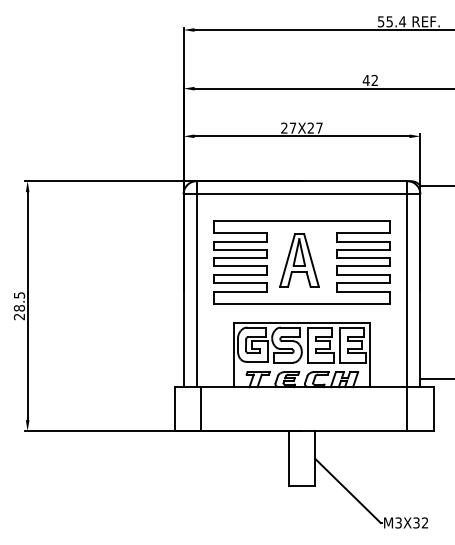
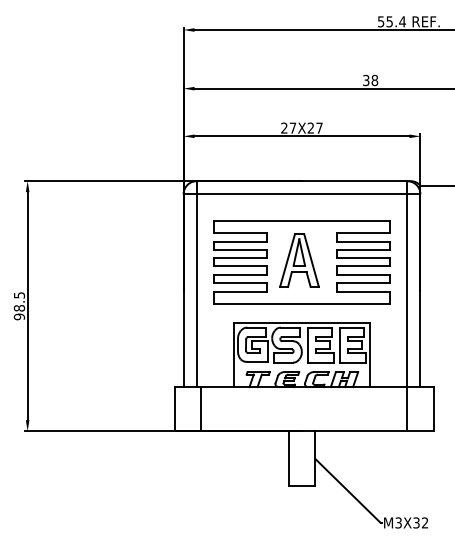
text: 42 -> 38 (370, 80)
text: 28.5 -> 98.5 (19, 316)
line: present -> none (435, 378)
